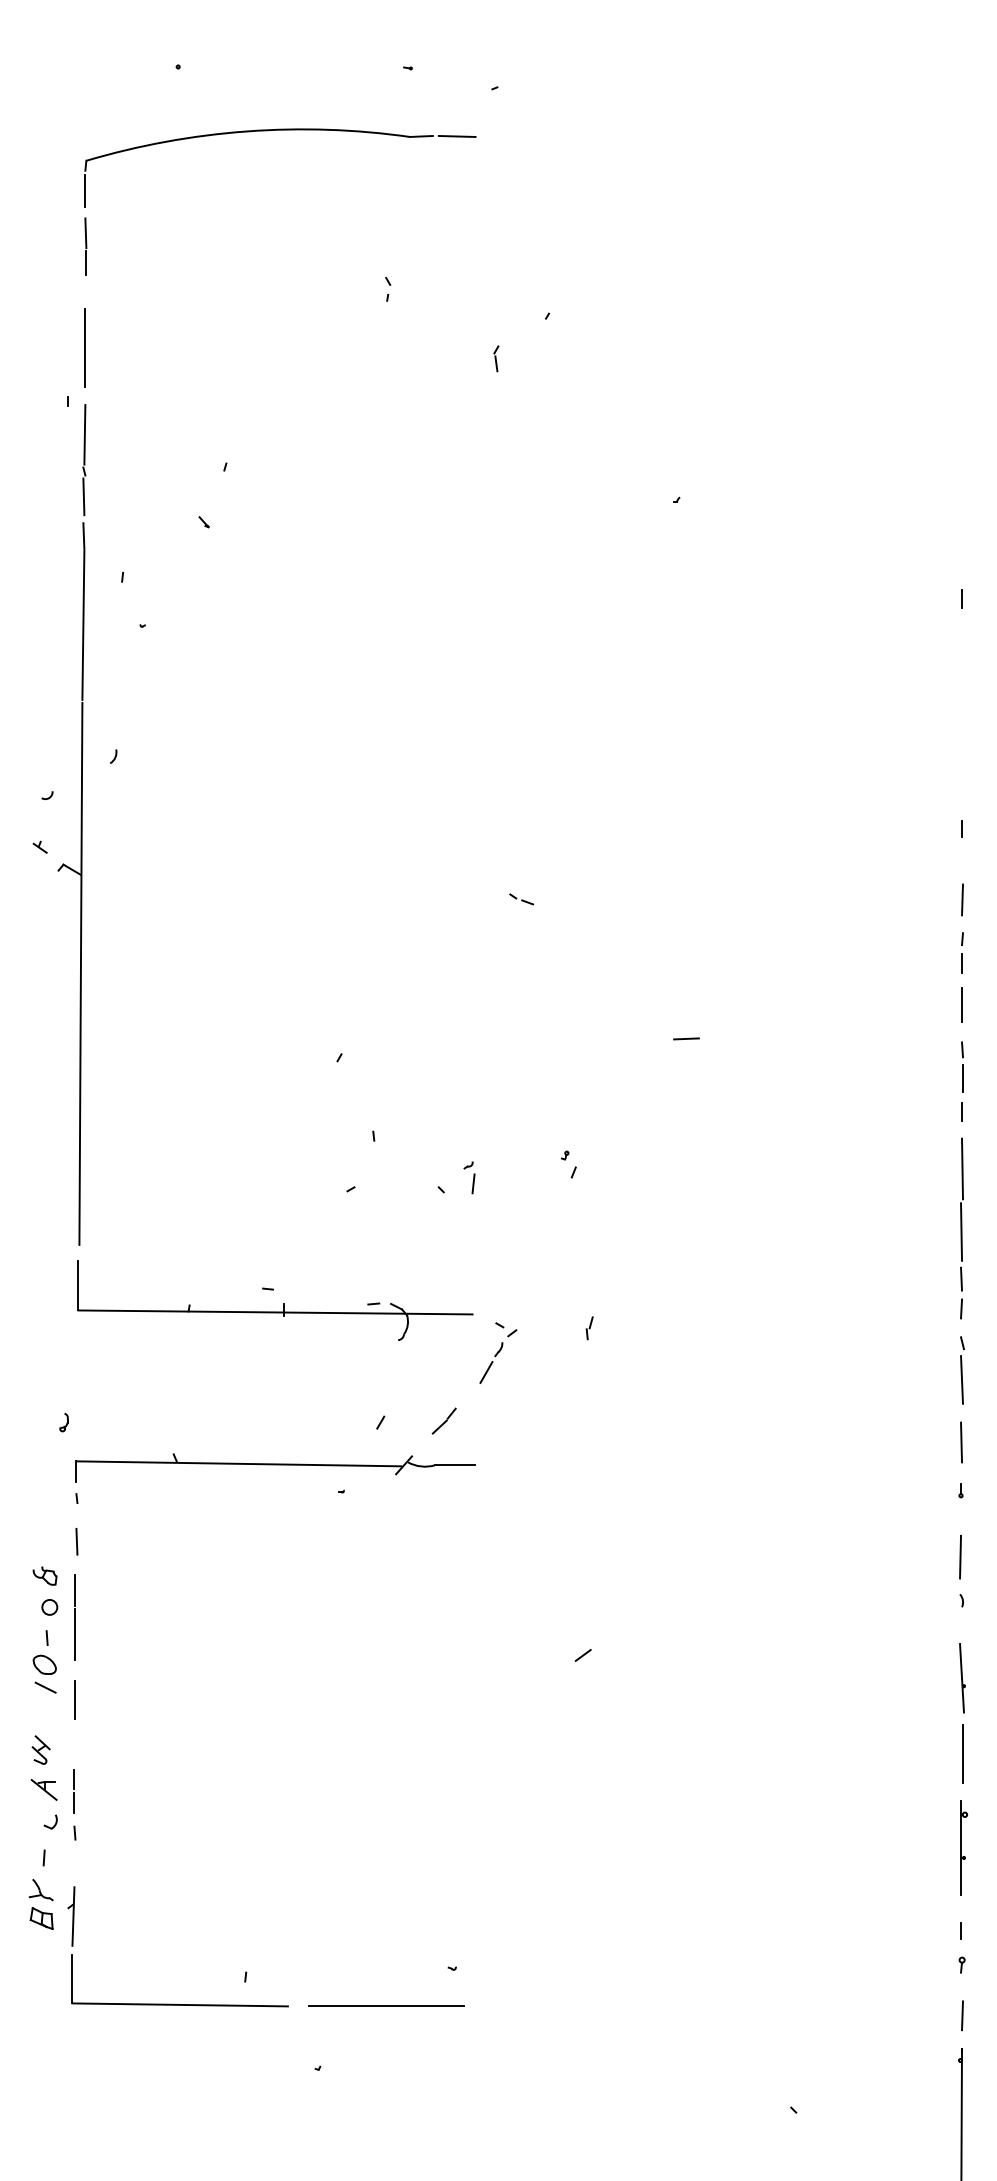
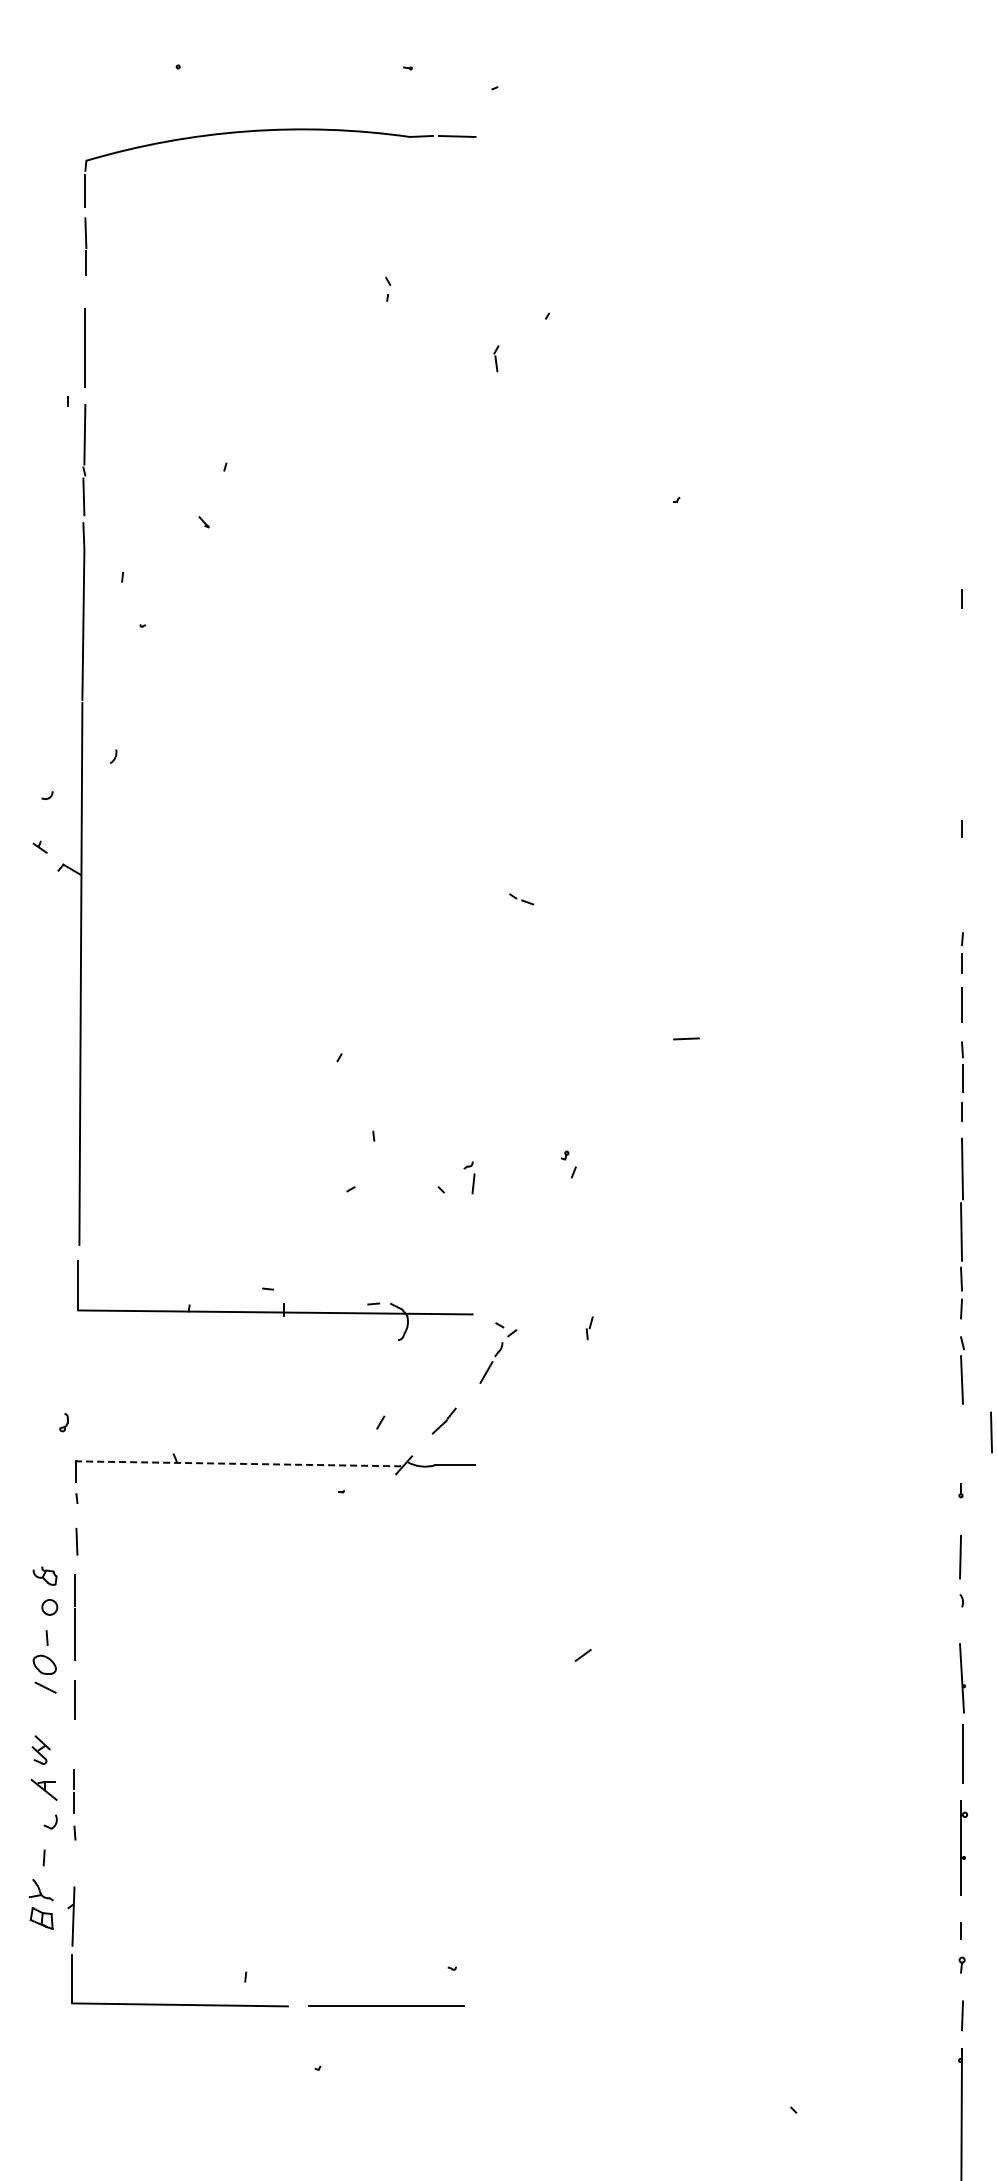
line: present -> none (962, 899)
line position: (961, 1442) -> (991, 1432) (991, 1432)
line: solid -> dashed (238, 1463)
